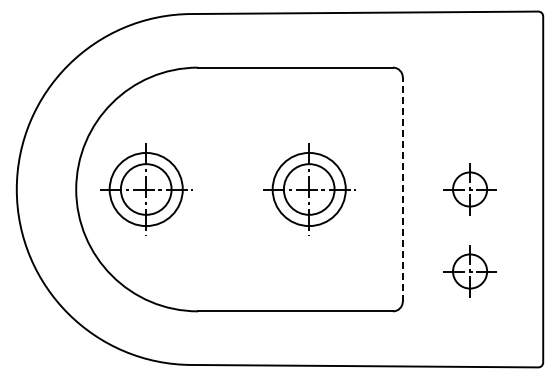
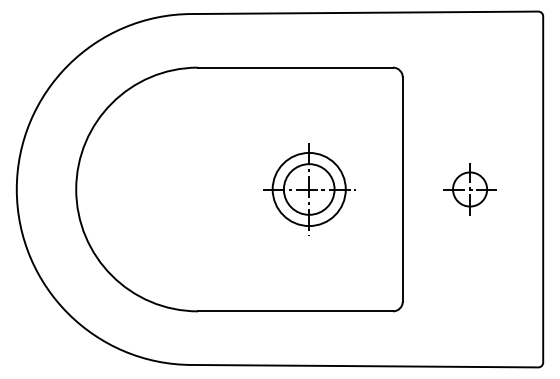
part: present -> none (146, 189)
line: dashed -> solid (402, 189)
part: present -> none (469, 271)
